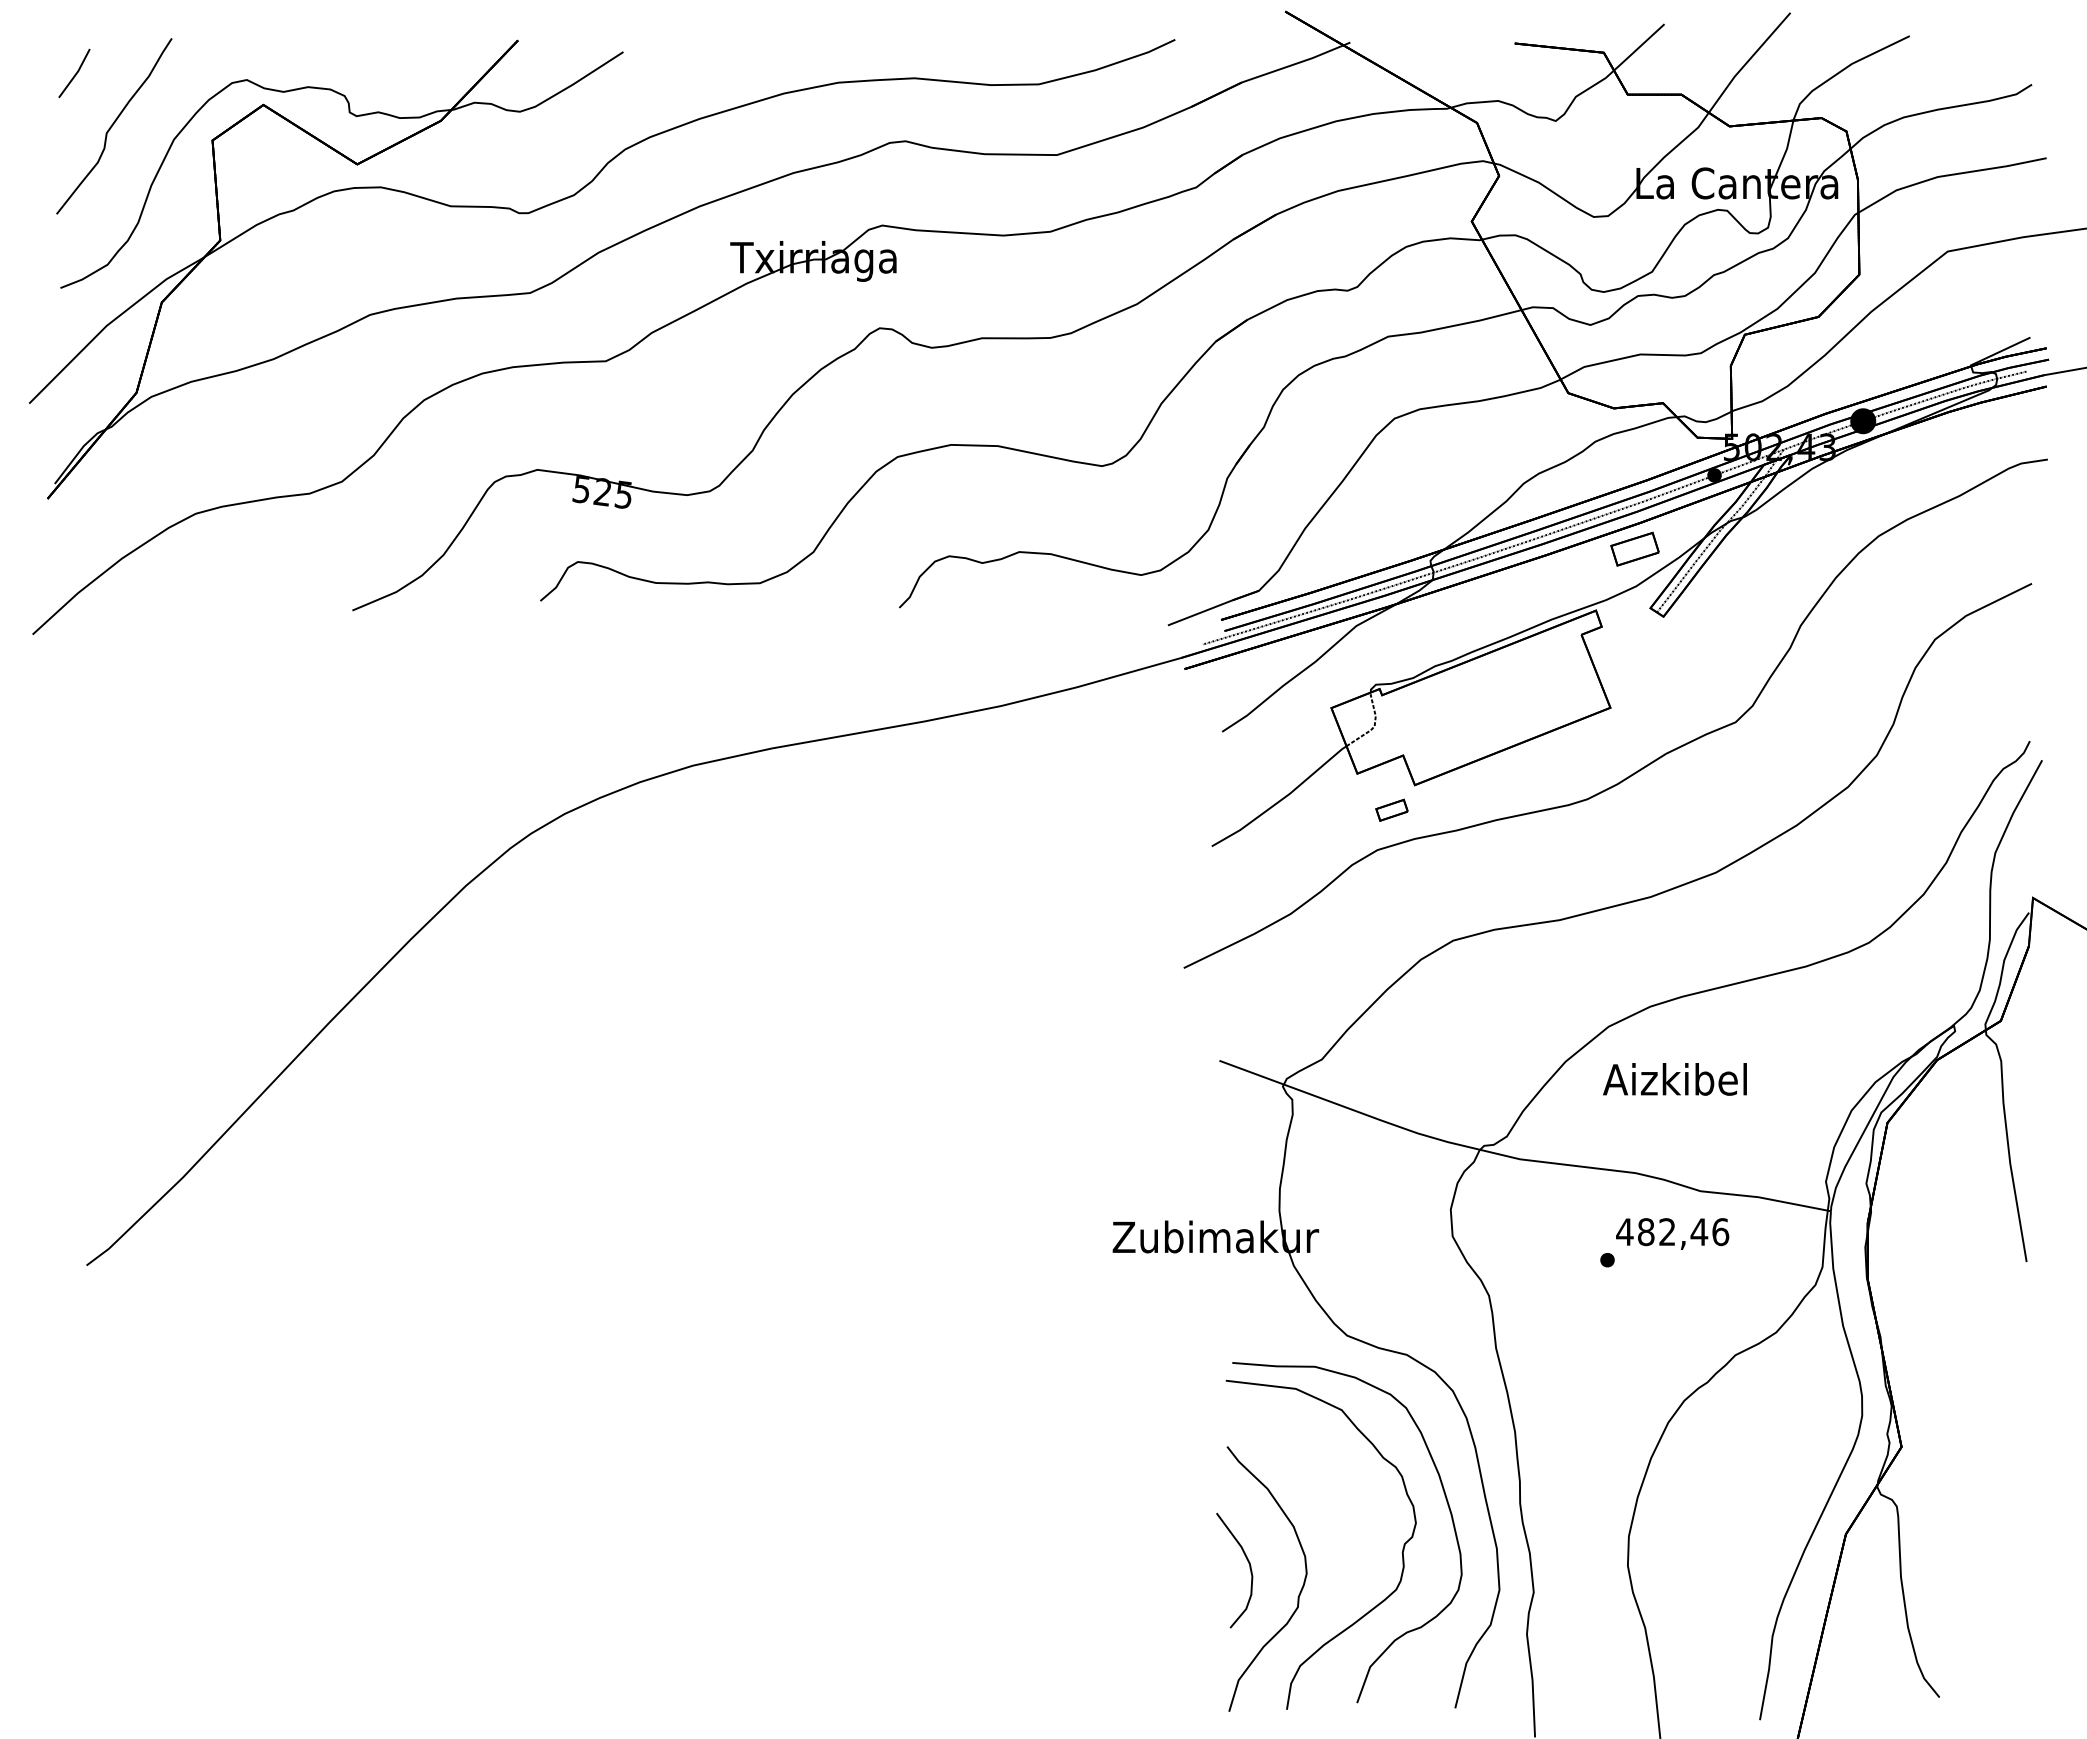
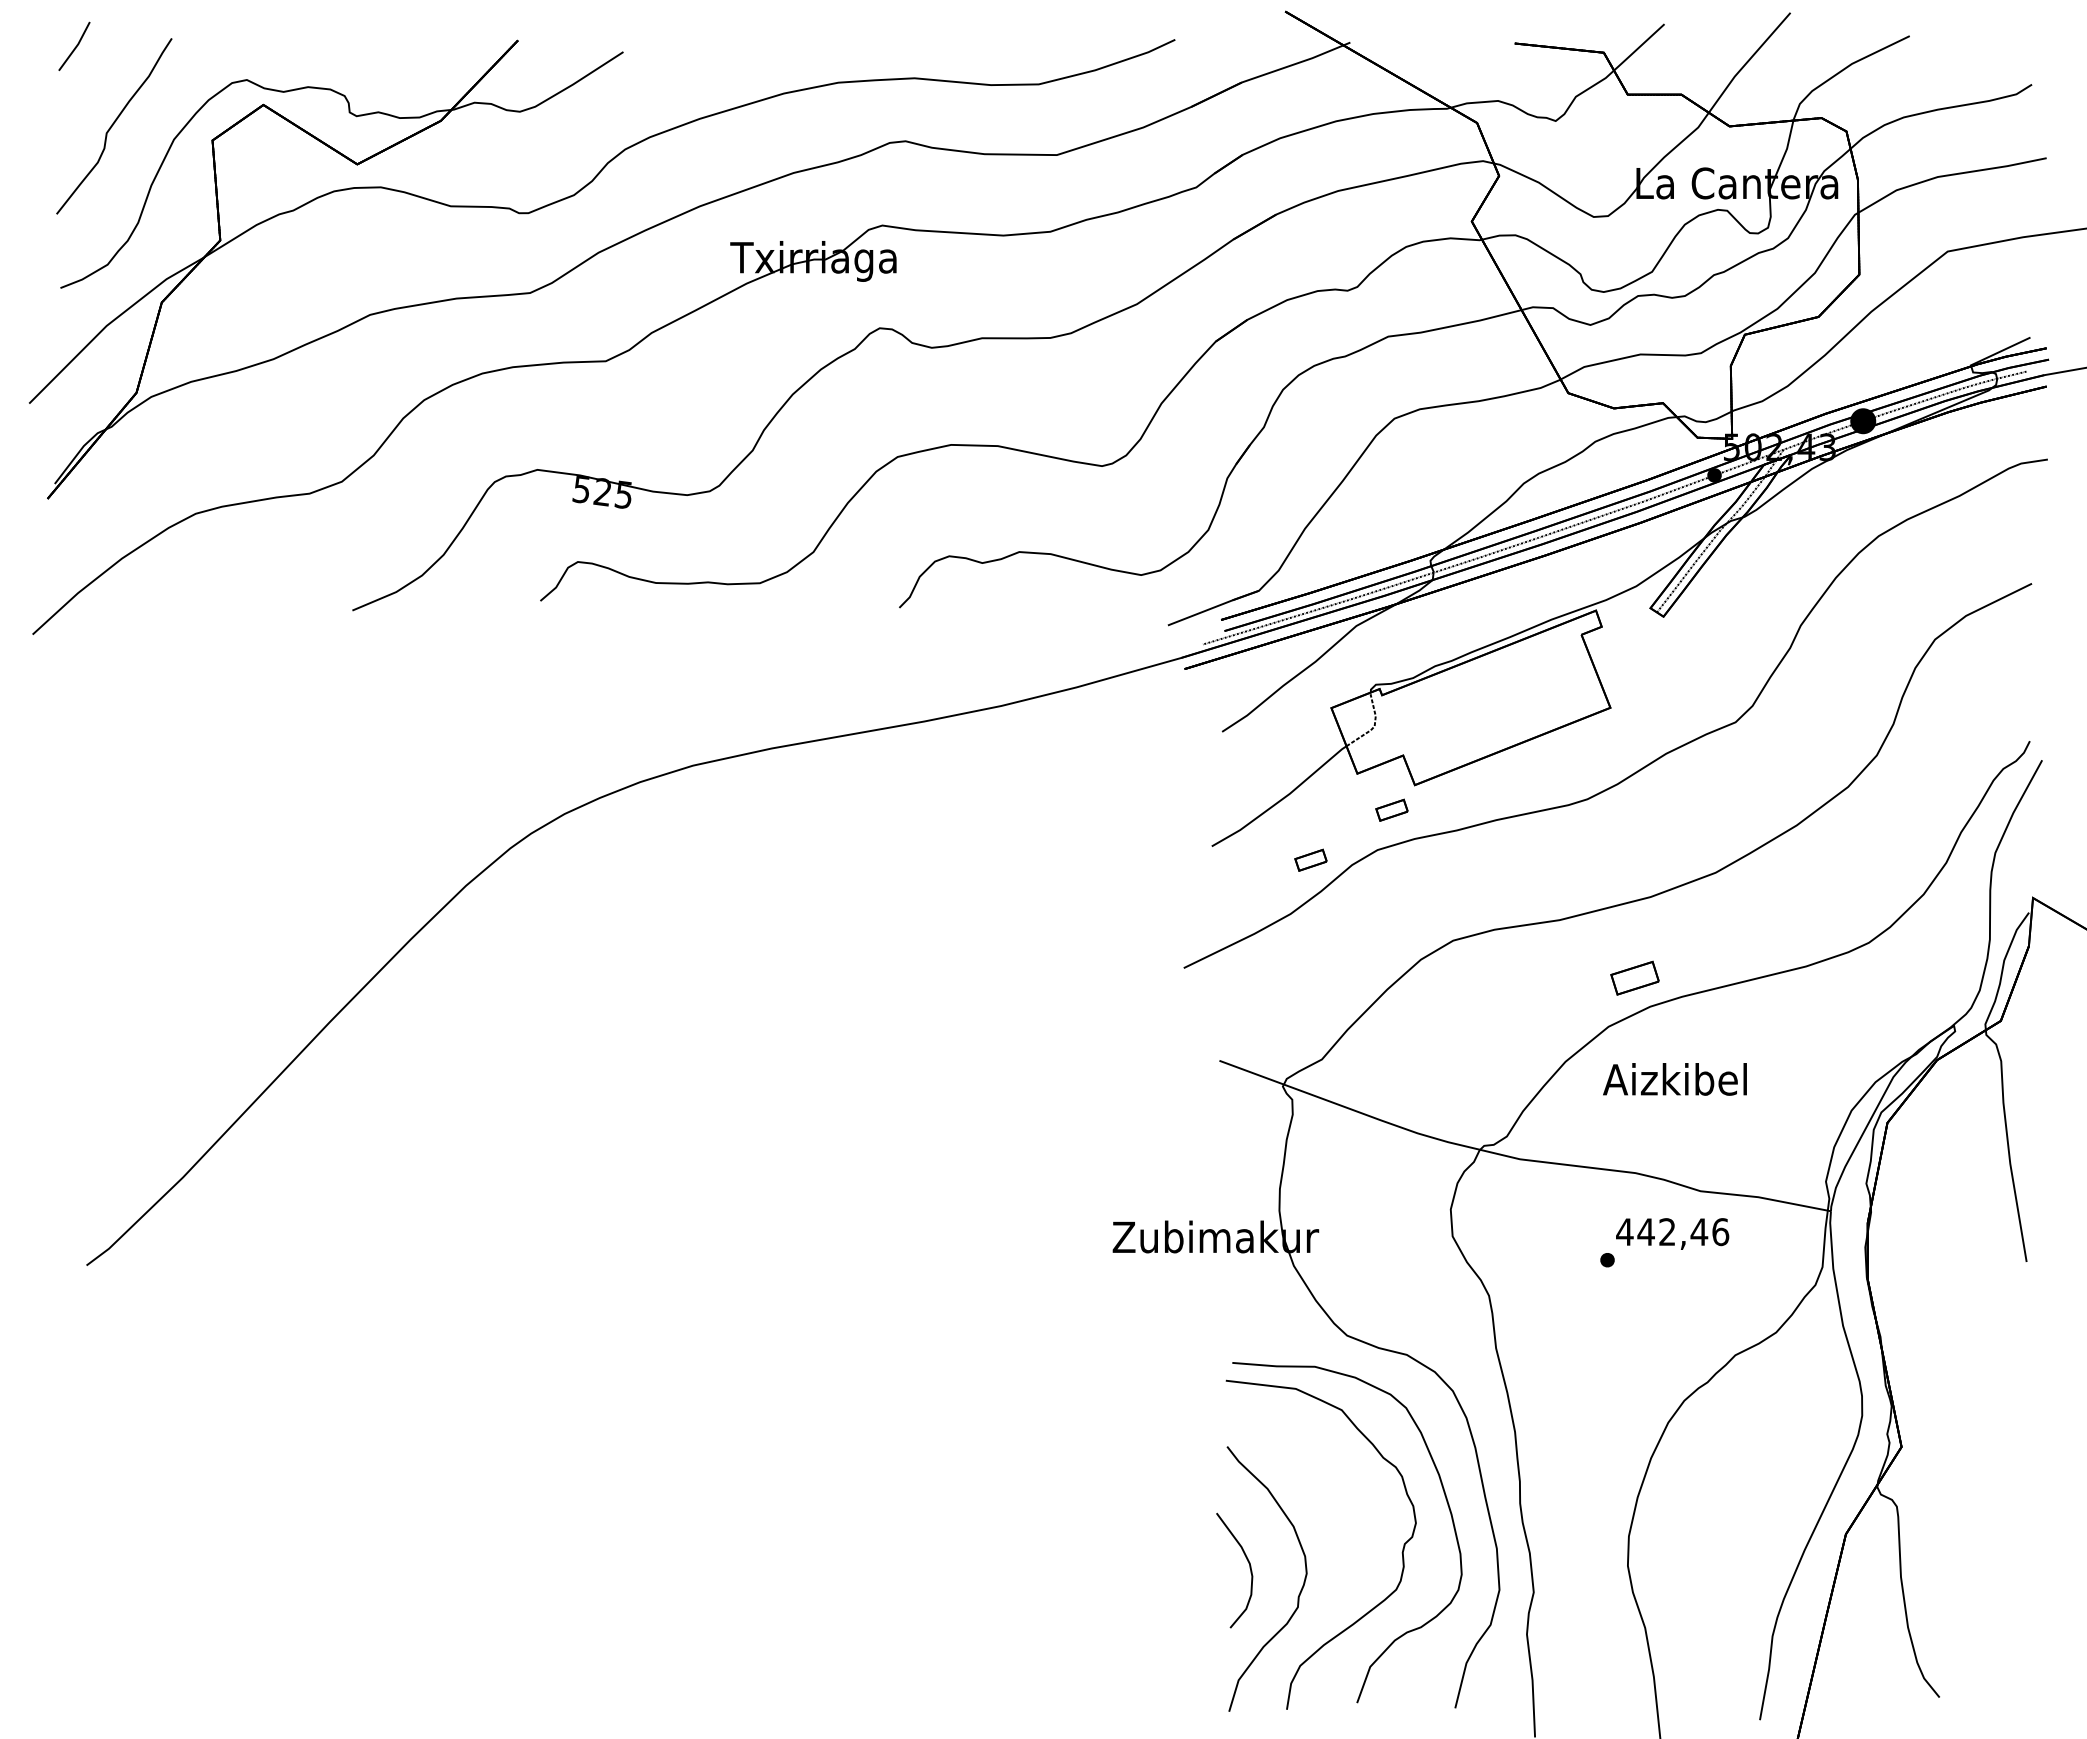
line position: (75, 73) -> (75, 46) (75, 46)
part position: (1634, 548) -> (1634, 977) (1634, 977)
part: none -> present (1310, 859)
text: 482,46 -> 442,46 (1645, 1232)
